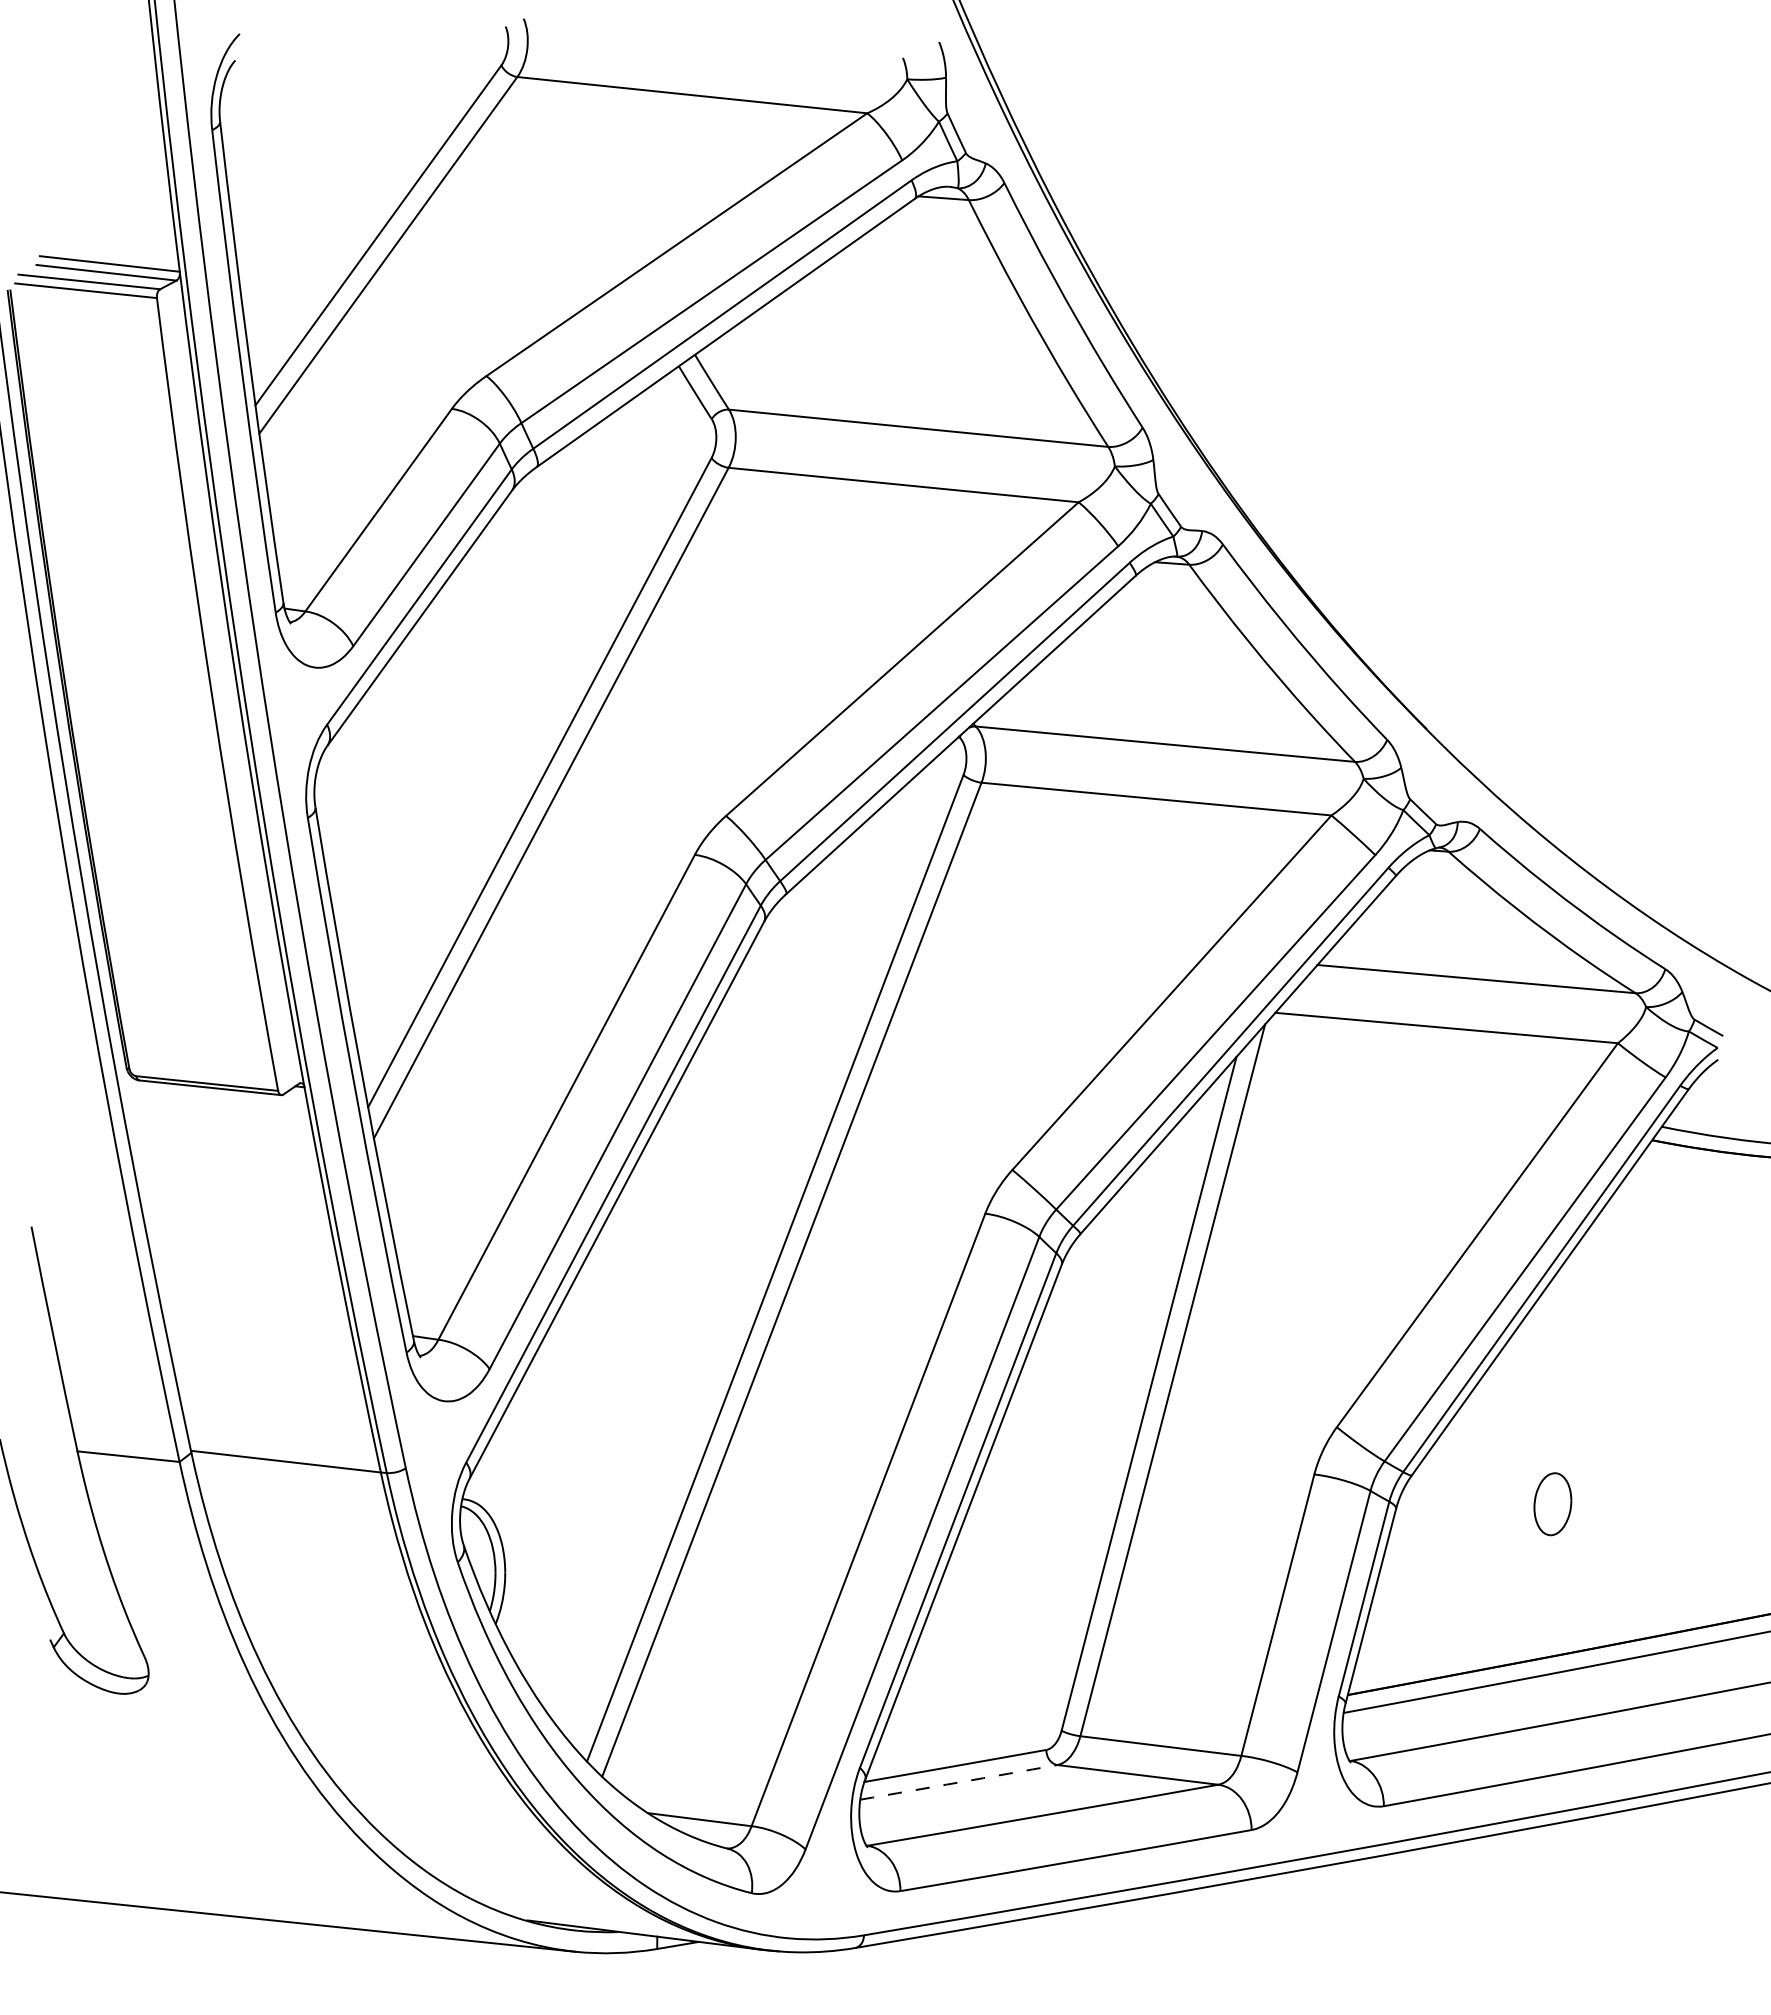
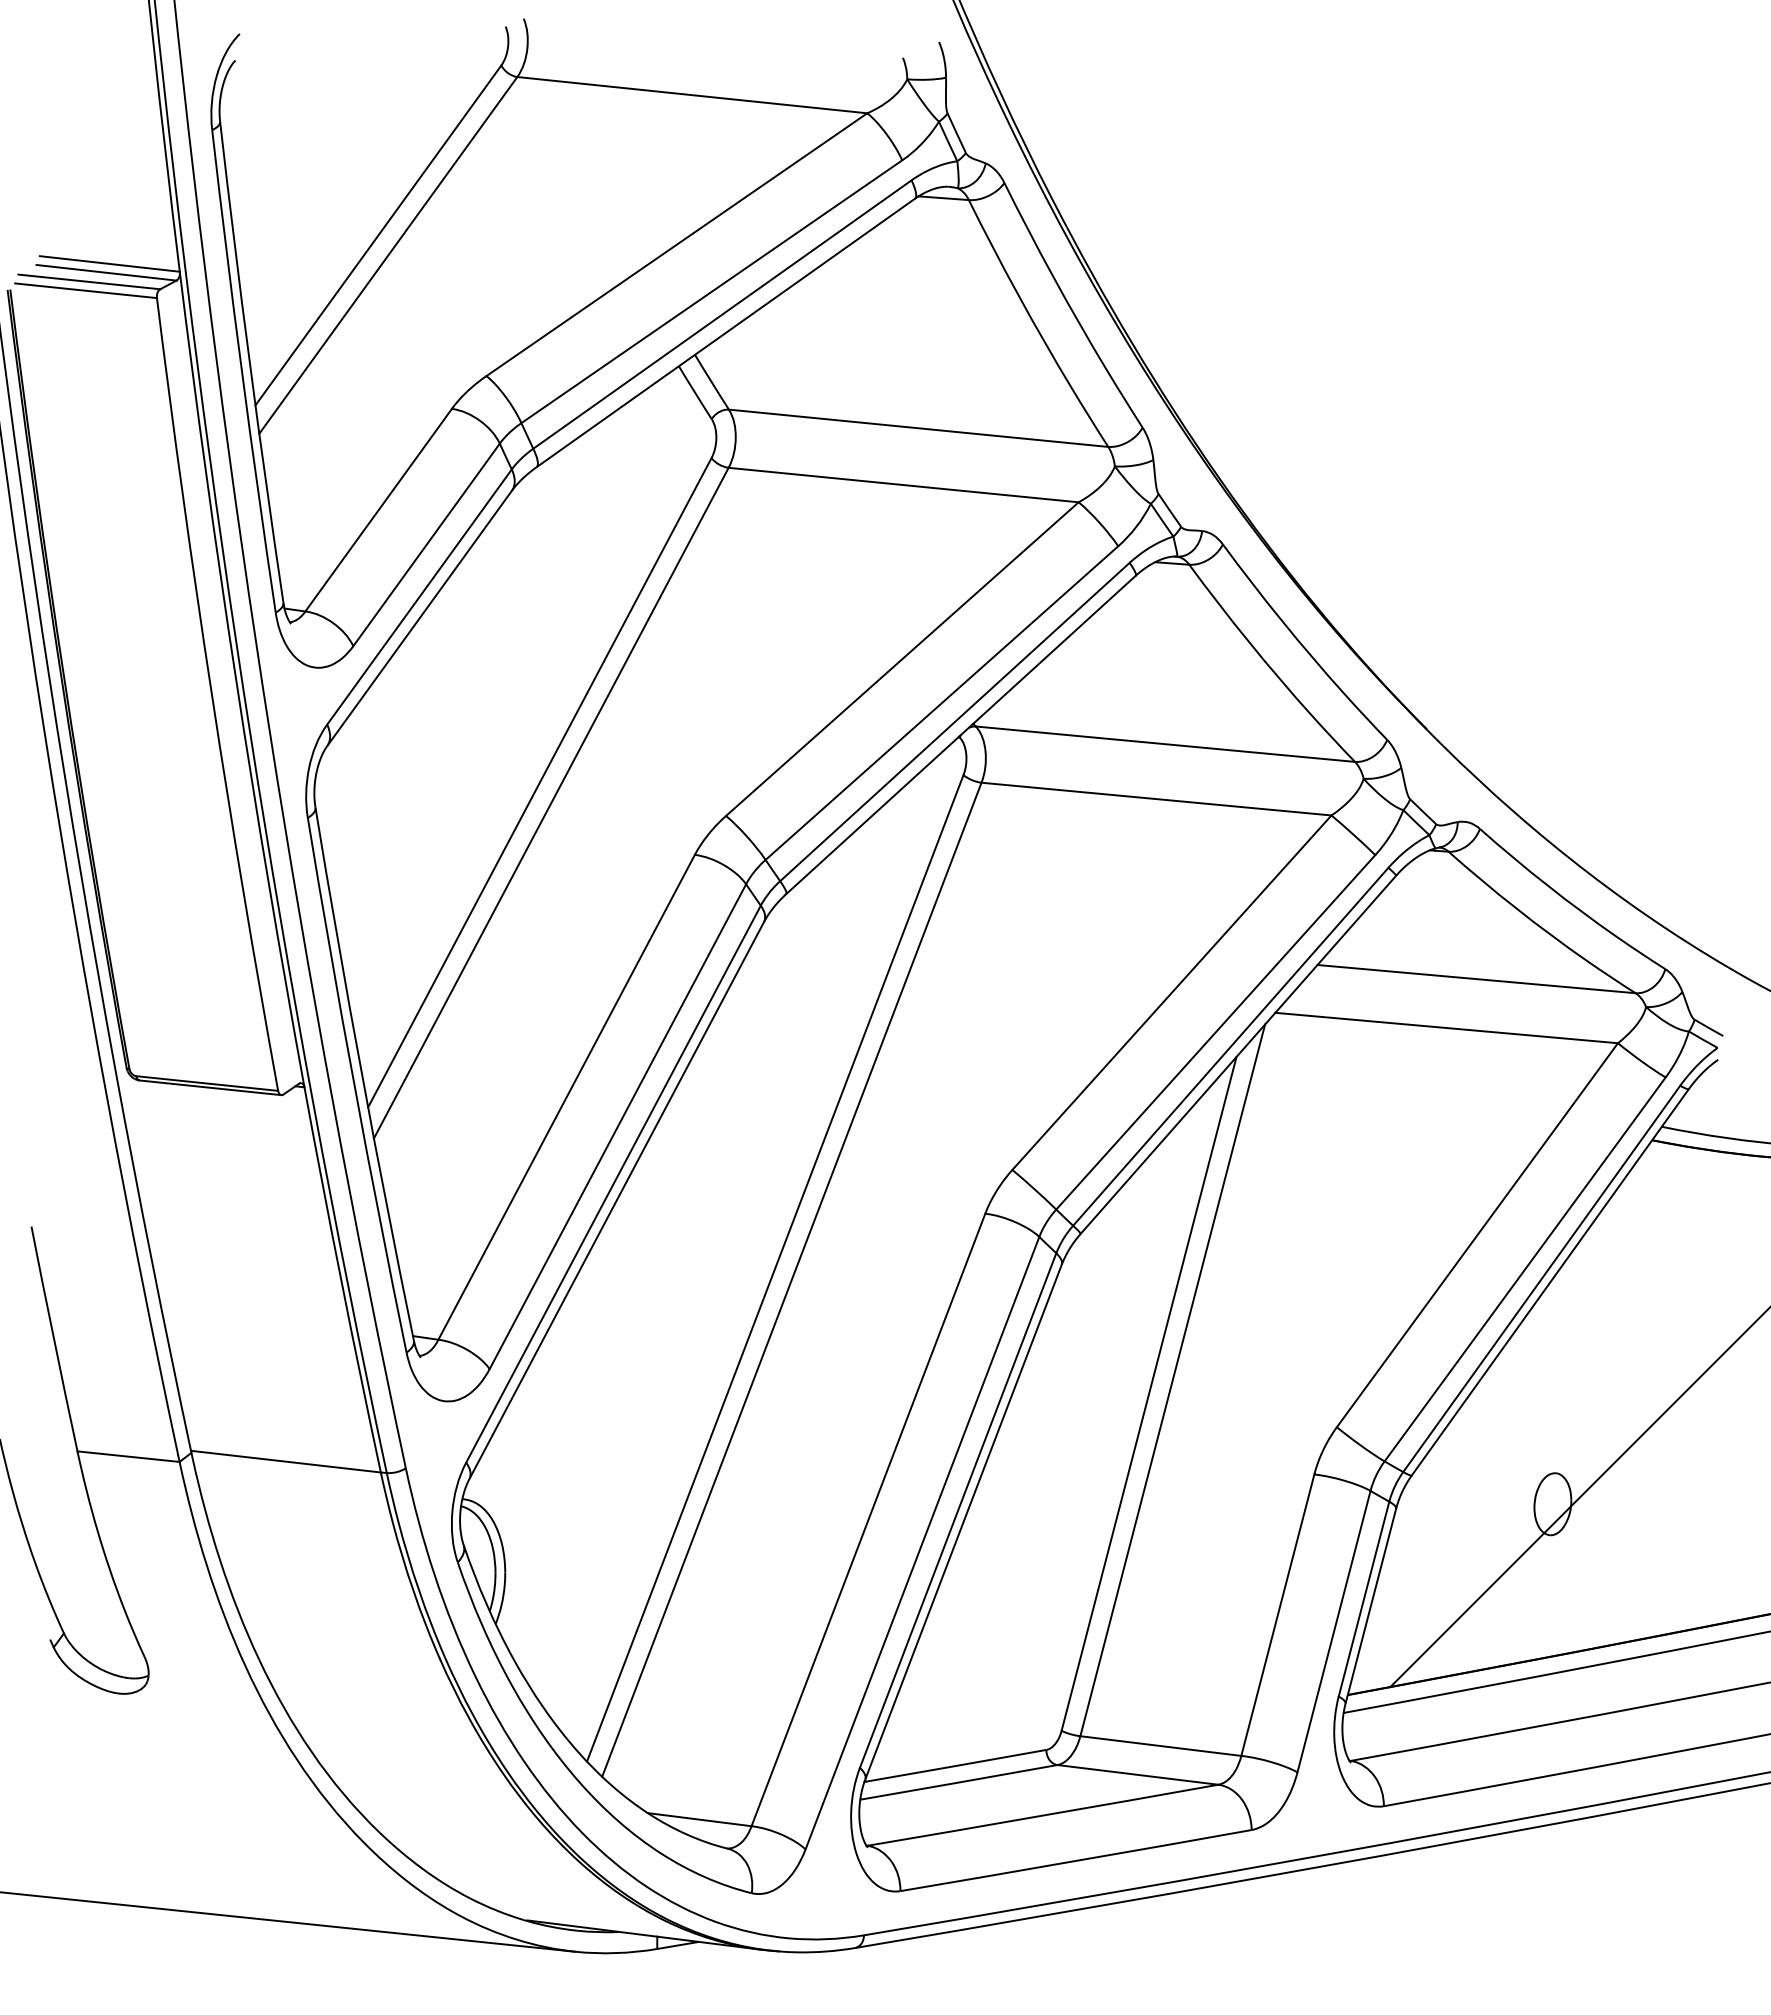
line: none -> present (1578, 1498)
arc: dashed -> solid (958, 1782)
